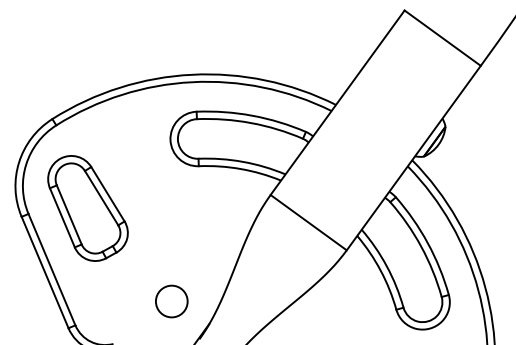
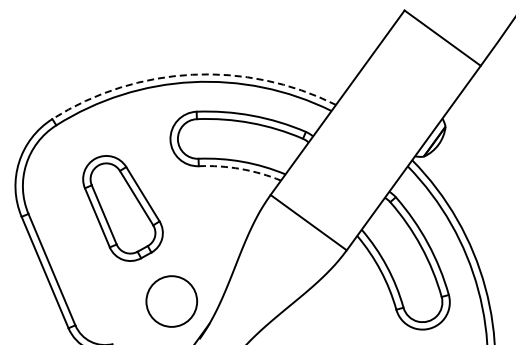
arc: solid -> dashed (192, 74)
arc: solid -> dashed (240, 169)
part position: (87, 208) -> (122, 208) (122, 208)
circle diameter: 32 px -> 51 px (171, 301)
